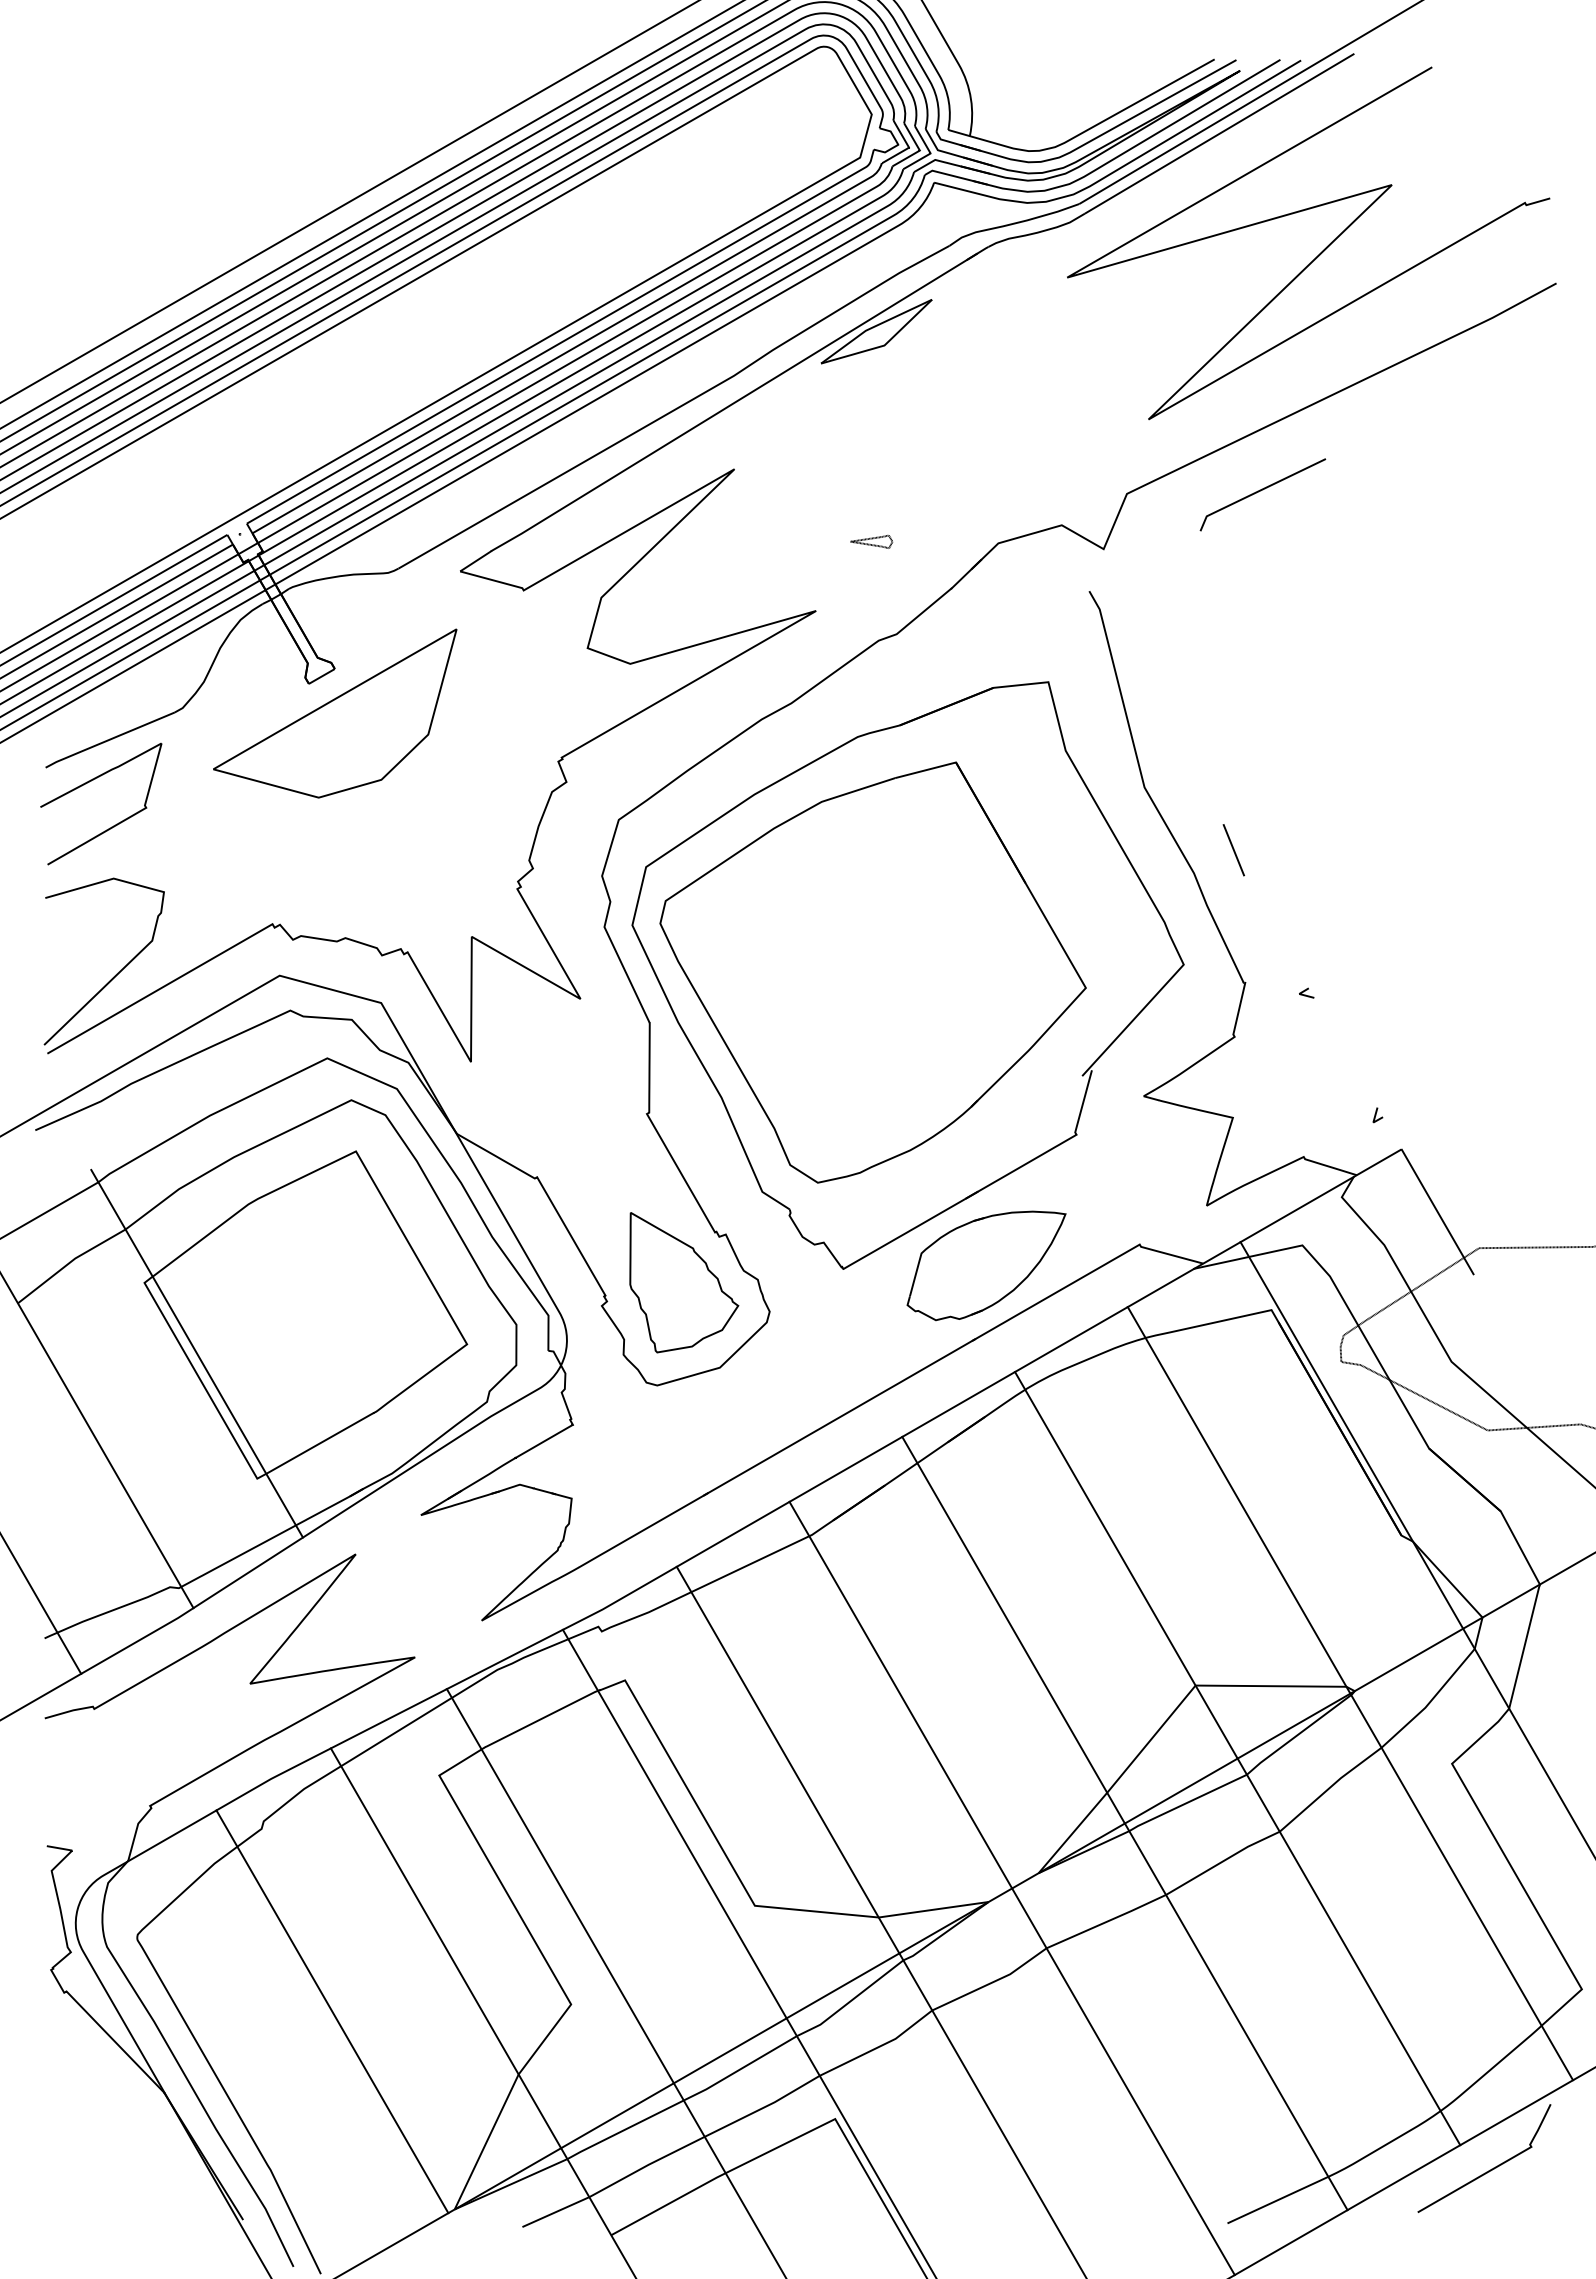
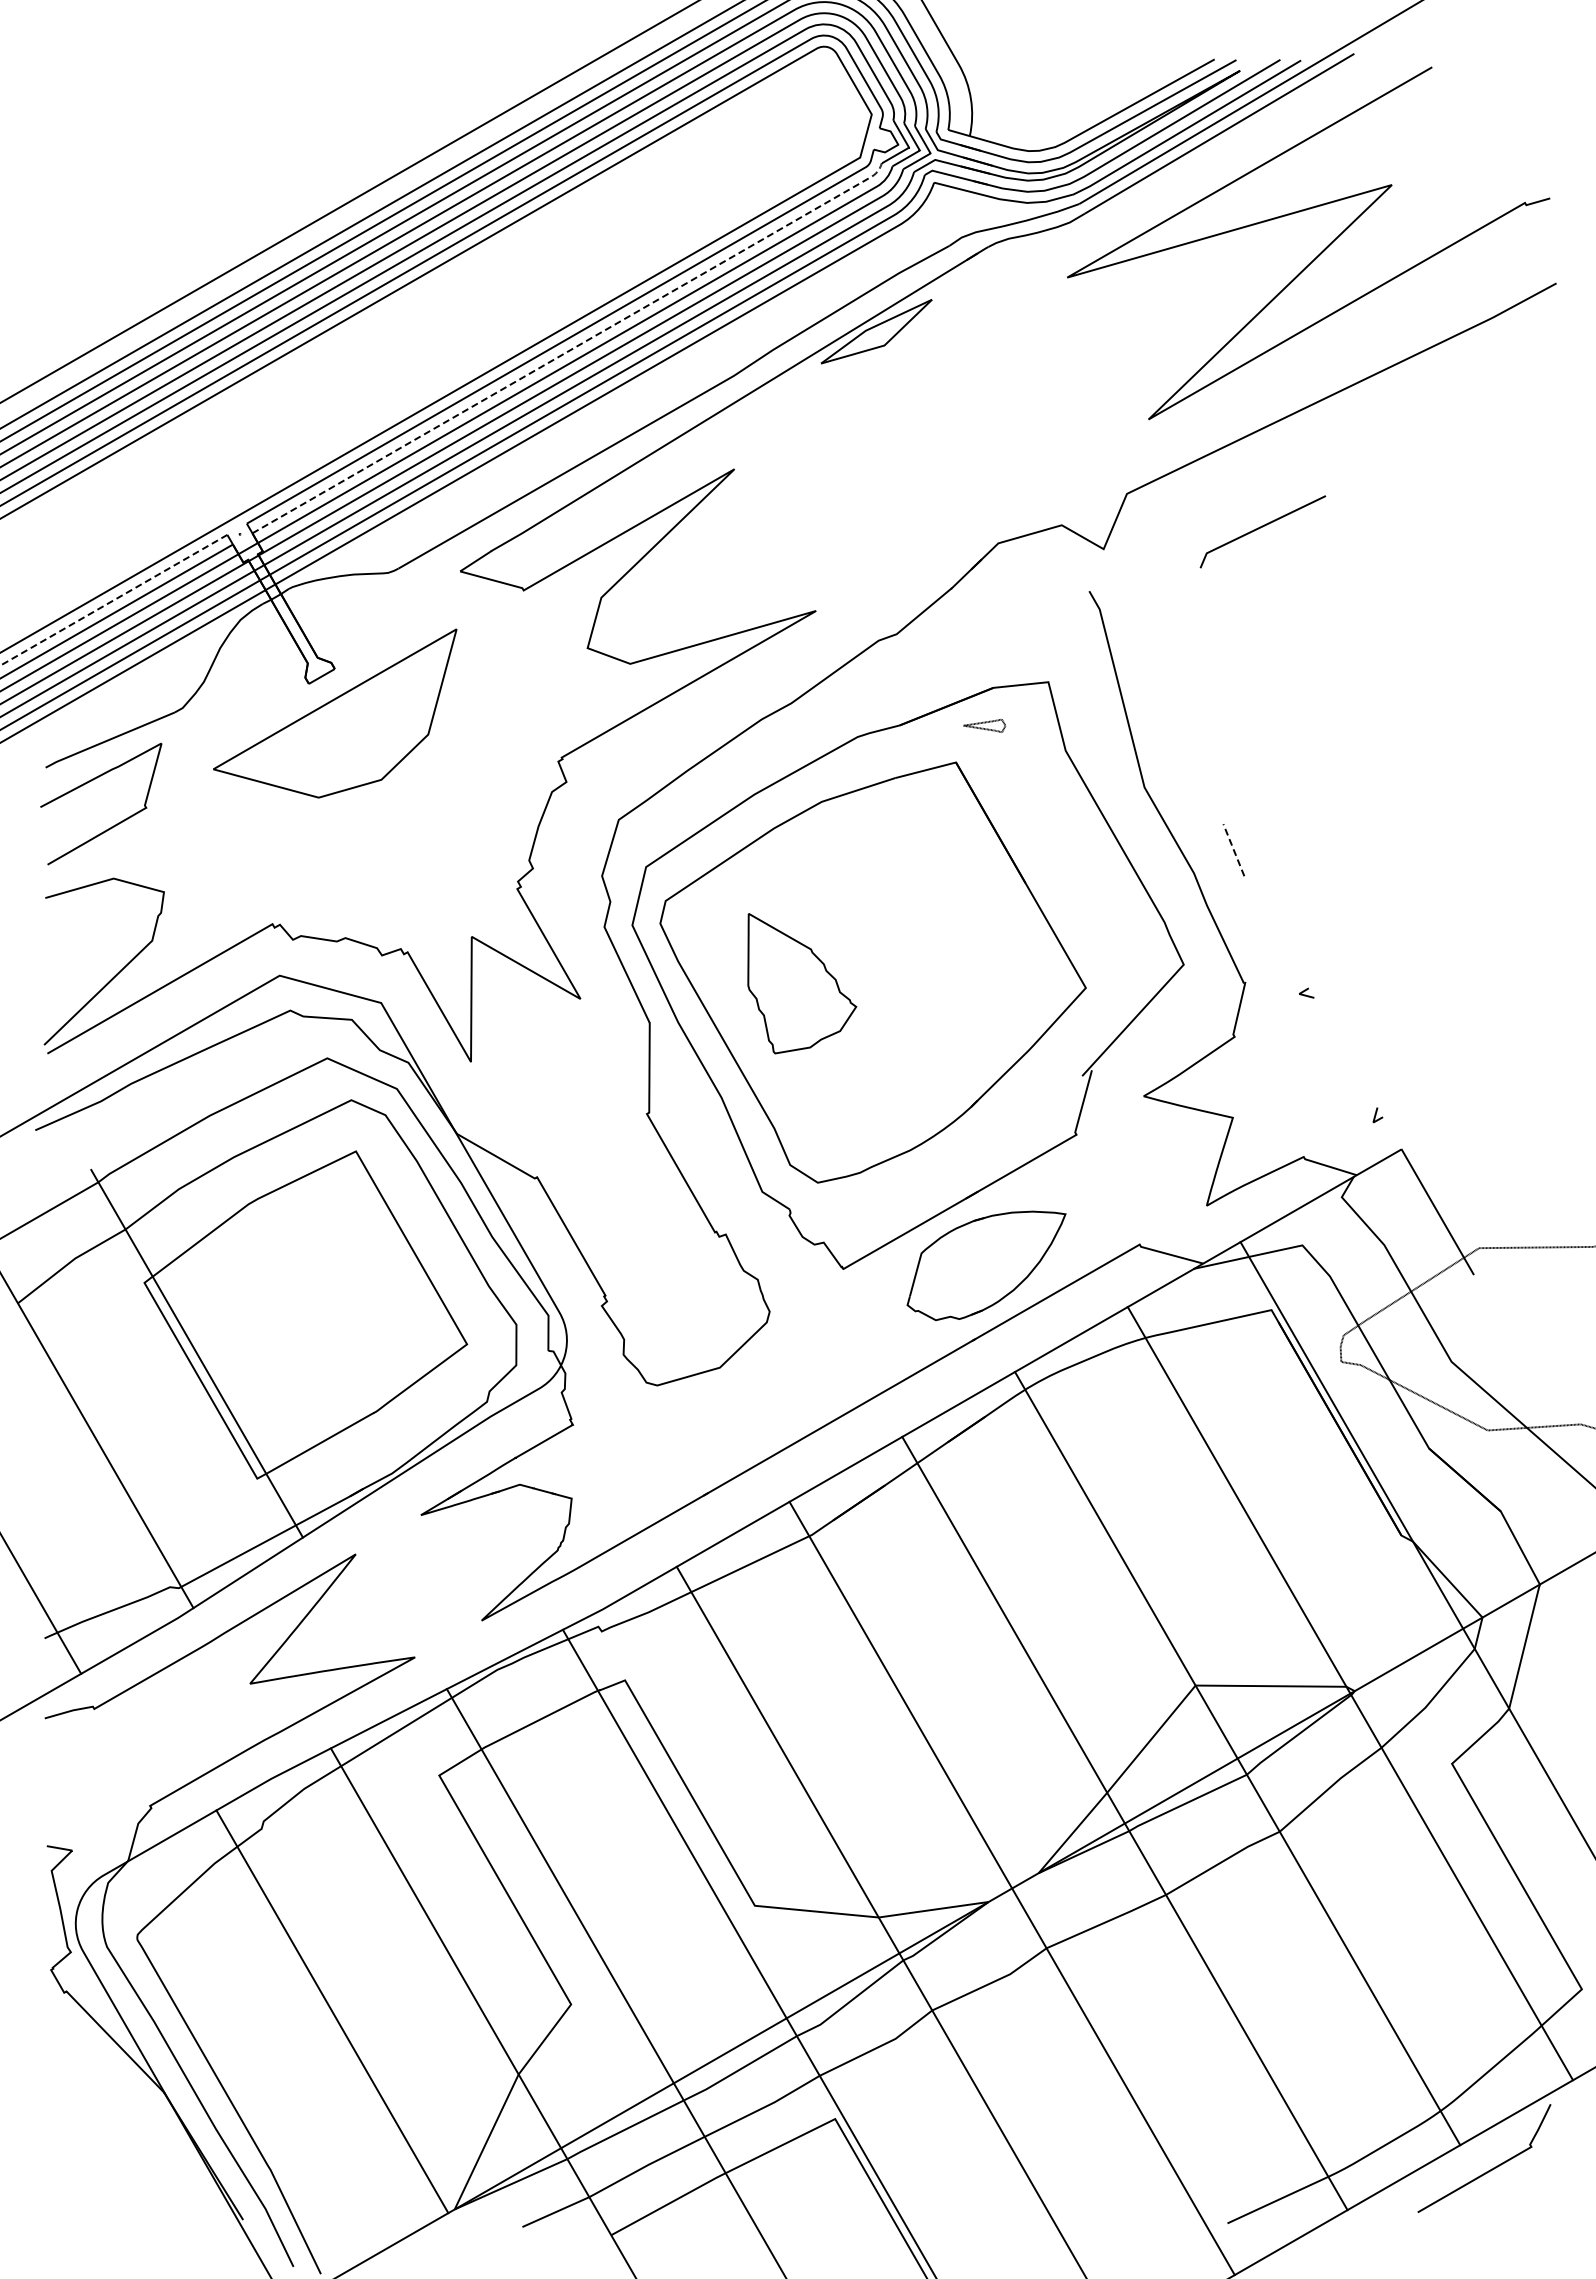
line: solid -> dashed (573, 348)
curve position: (1260, 491) -> (1260, 528) (1260, 528)
part position: (871, 541) -> (984, 725) (984, 725)
line: solid -> dashed (113, 600)
line: solid -> dashed (1233, 849)
part position: (684, 1282) -> (802, 983) (802, 983)
